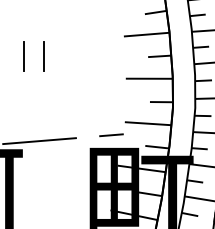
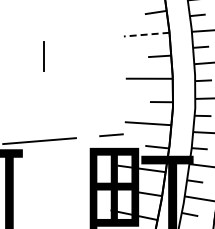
line: solid -> dashed (146, 34)
line: present -> none (24, 56)
